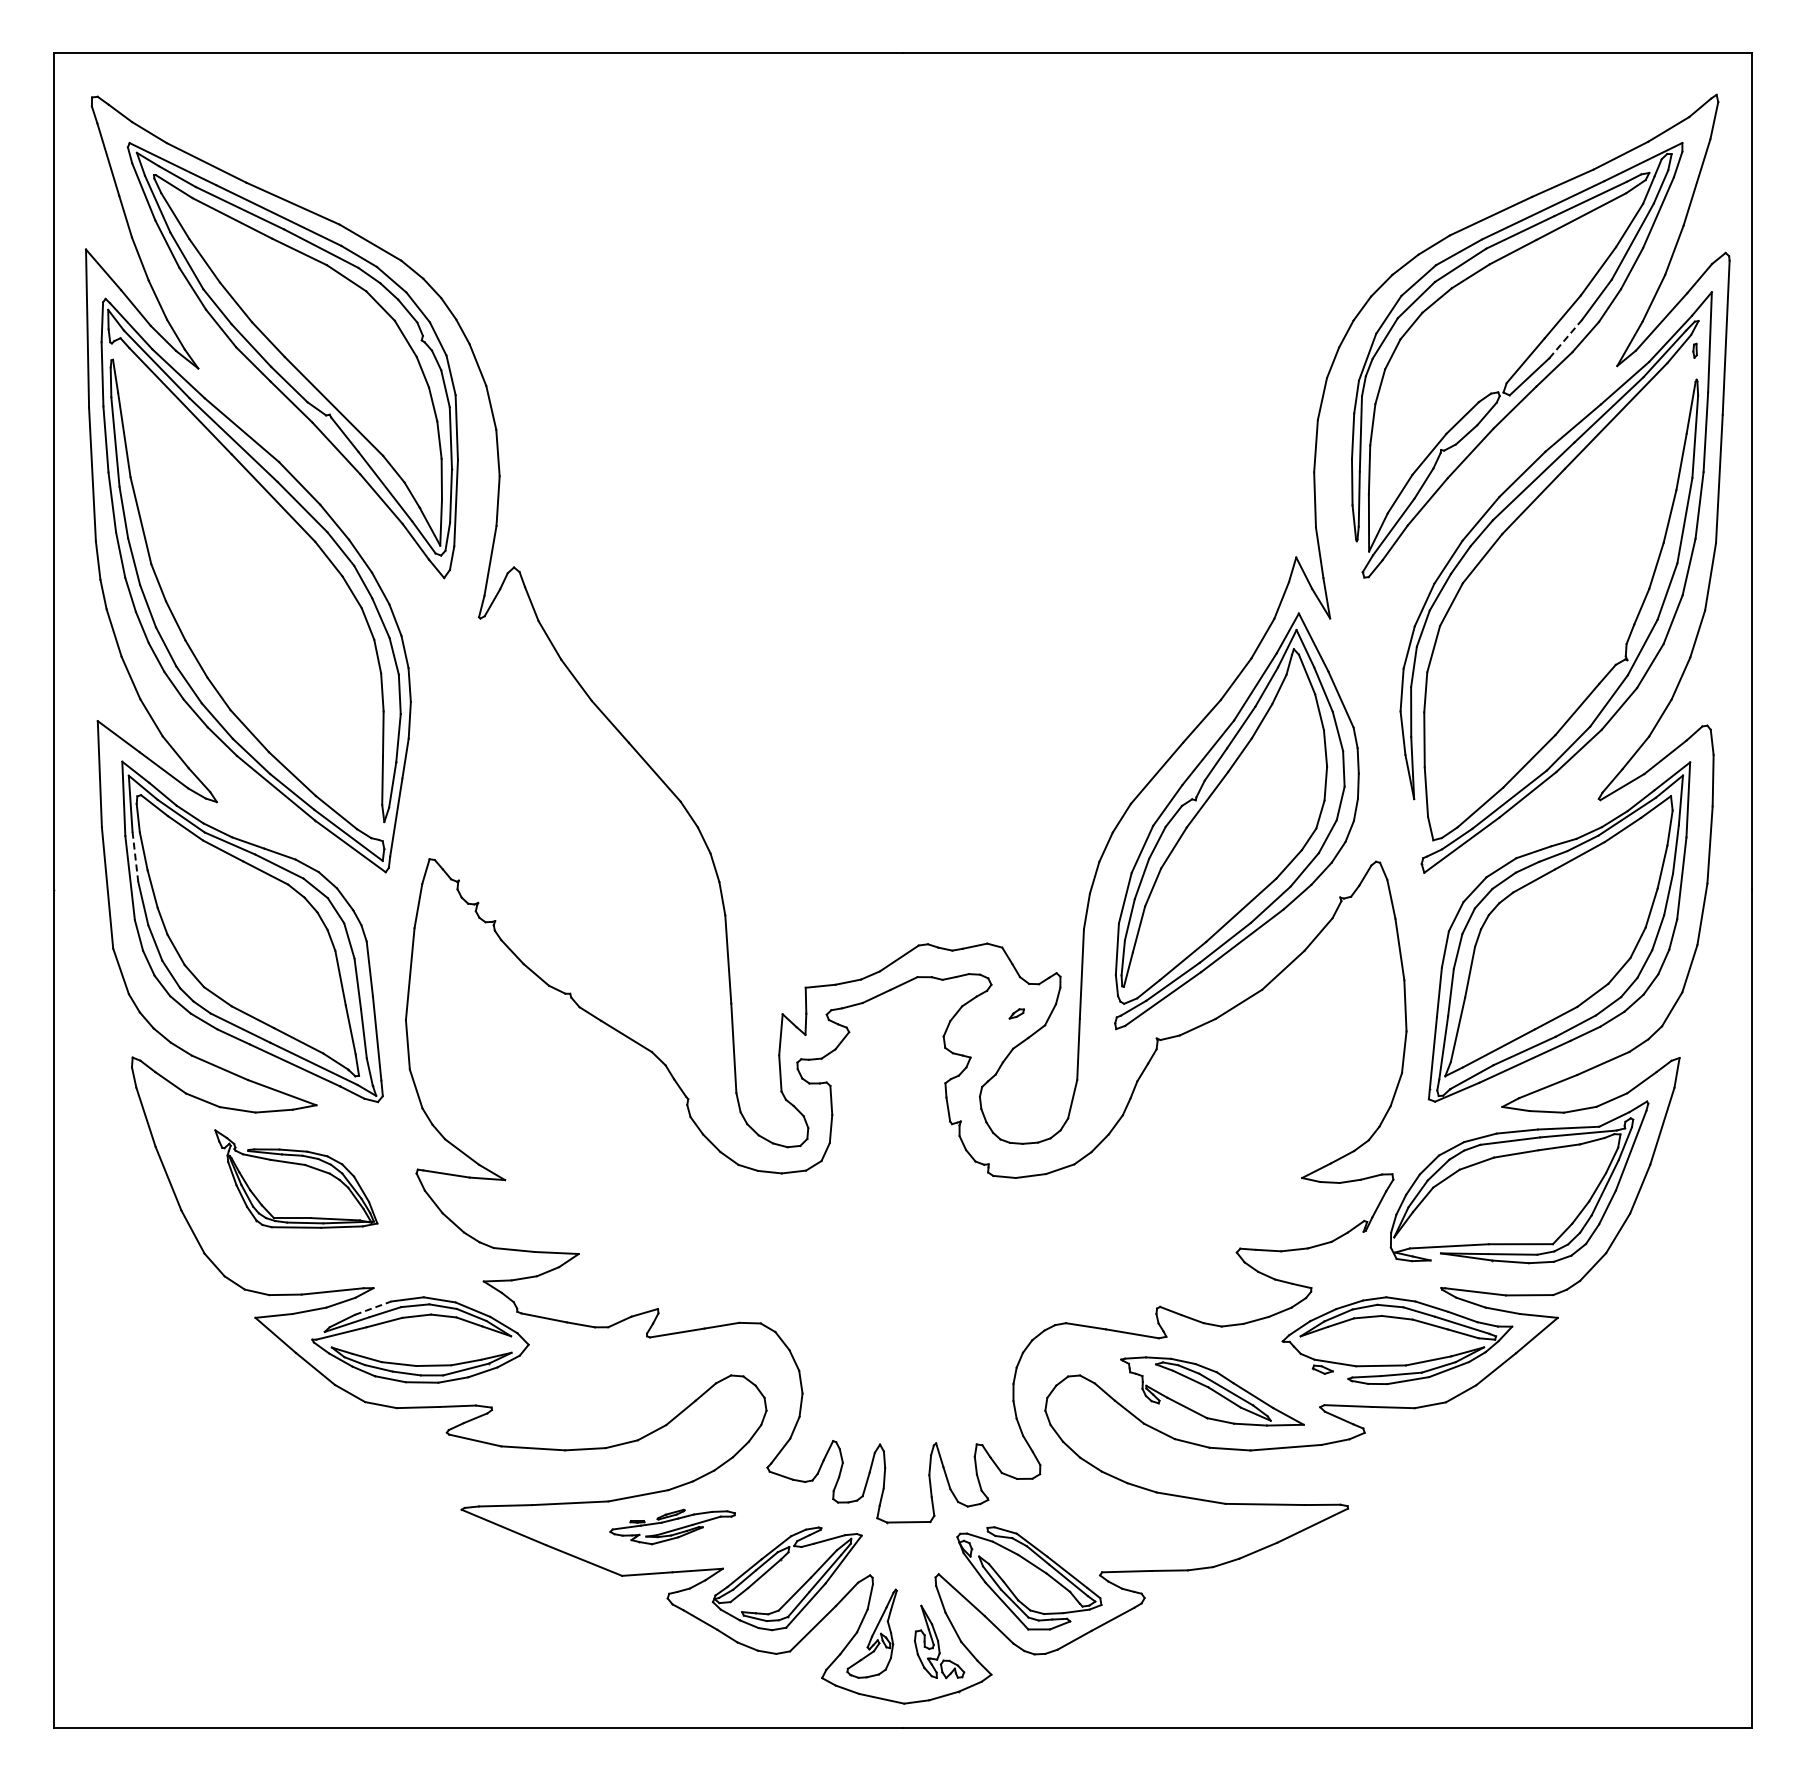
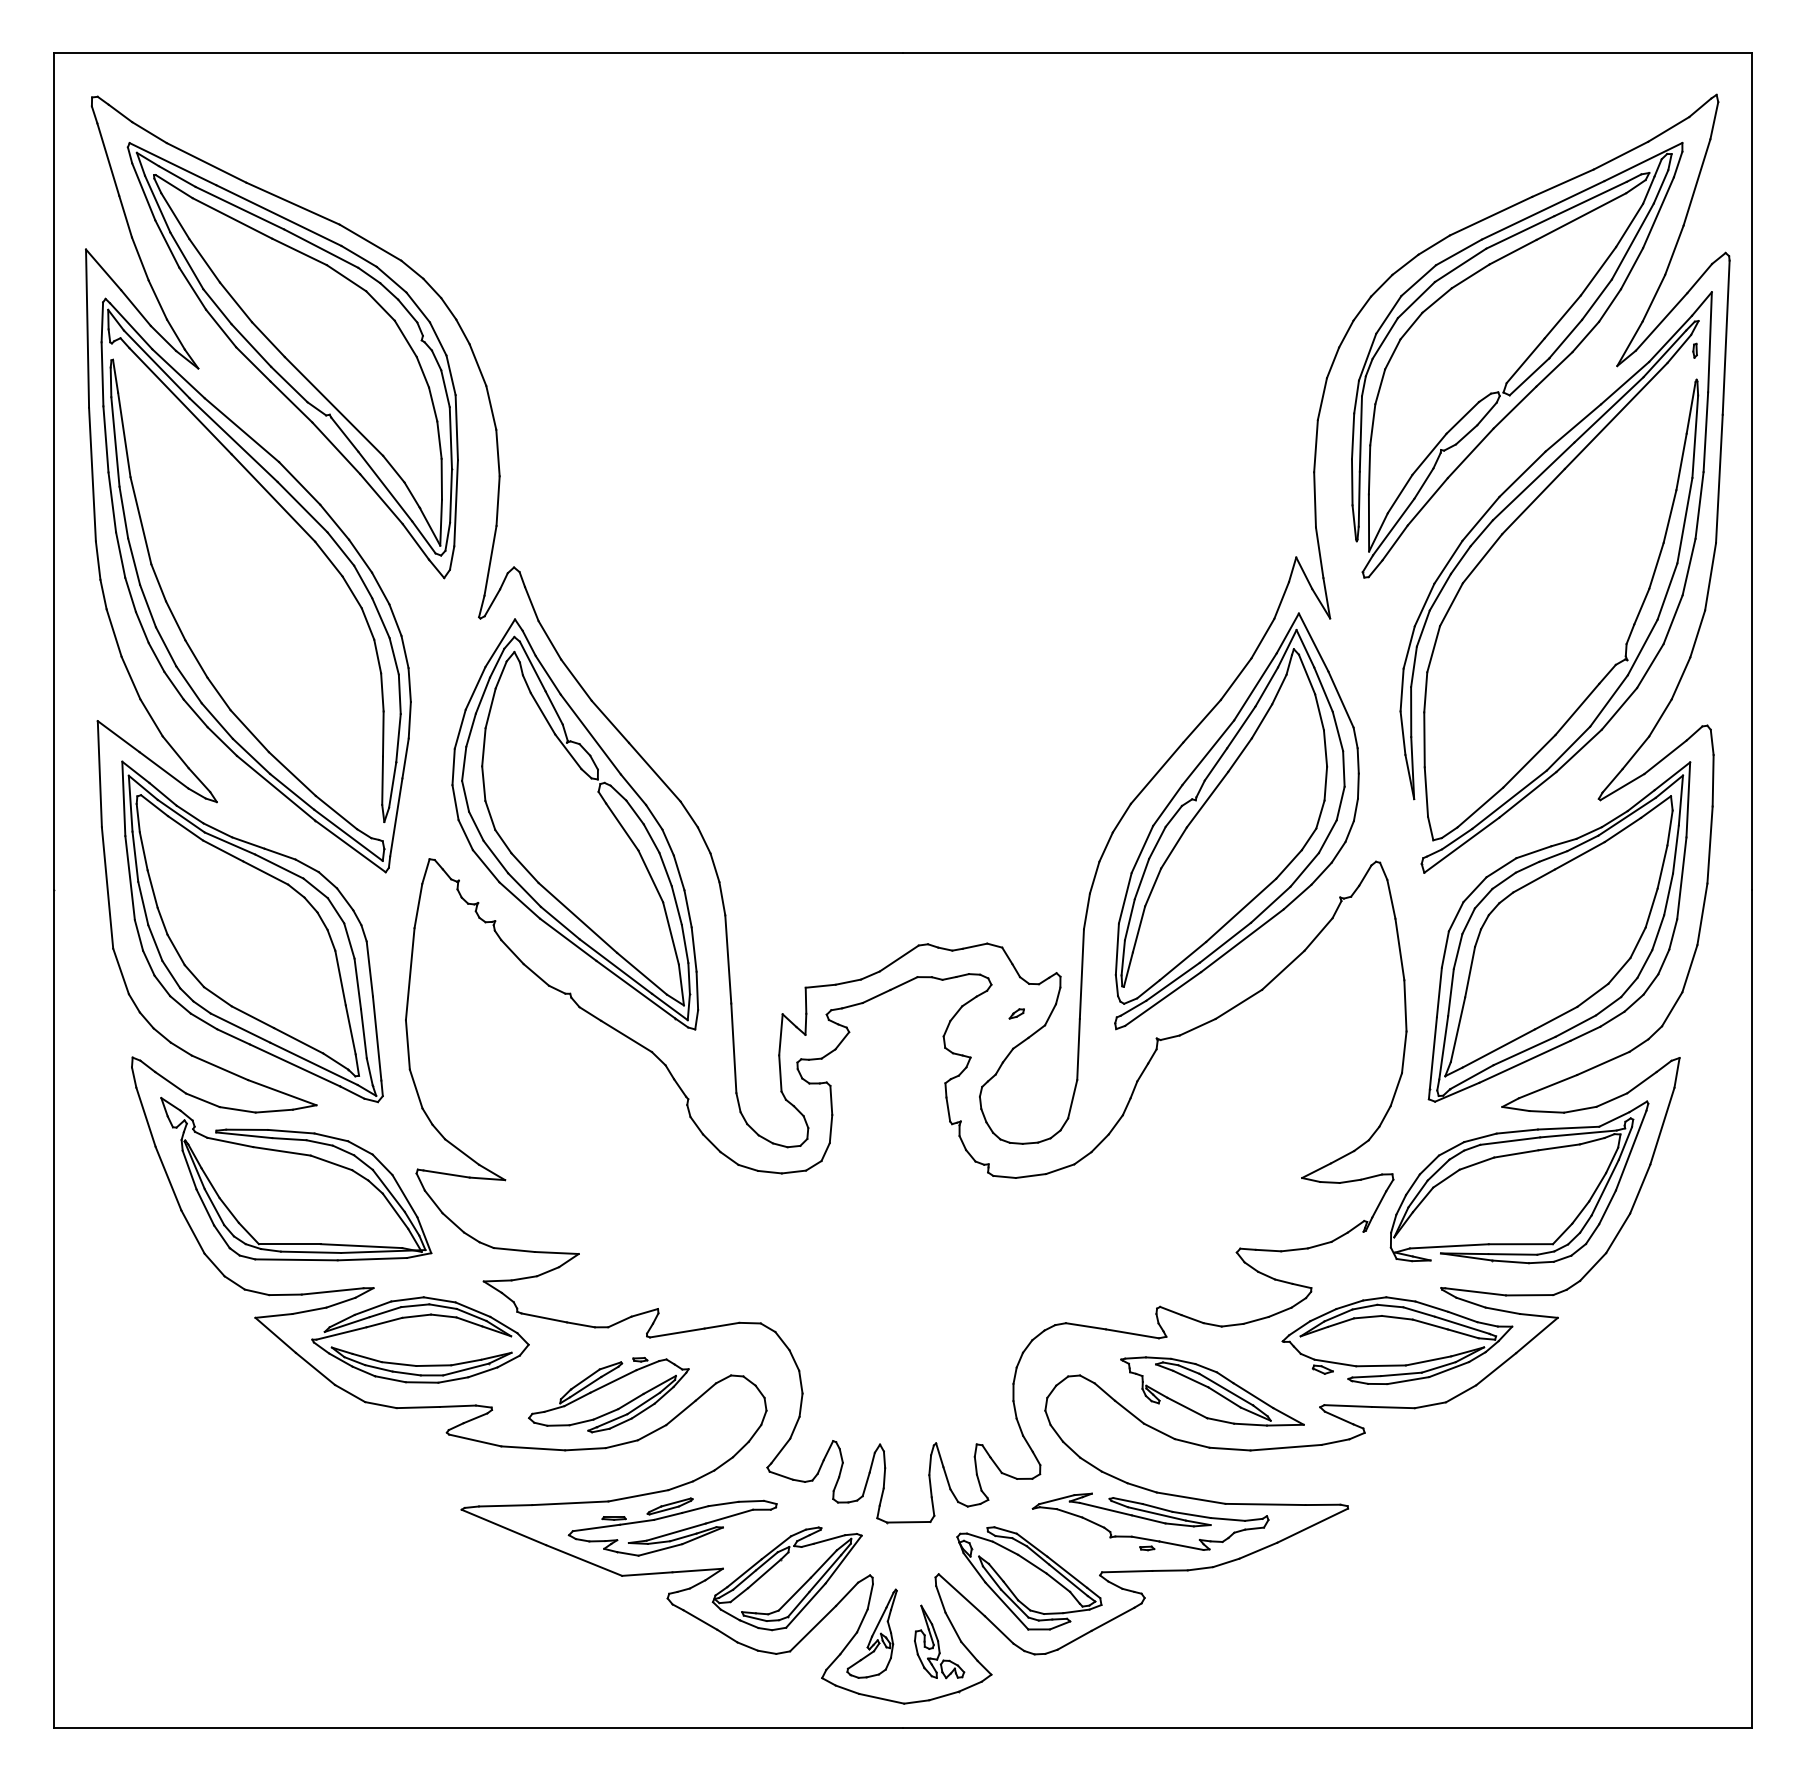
line: dashed -> solid (1566, 338)
part: none -> present (575, 824)
line: dashed -> solid (135, 857)
part size: 165x100 px -> 273x166 px (296, 1178)
line: dashed -> solid (373, 1308)
part: none -> present (608, 1395)
part: none -> present (1150, 1521)
part size: 127x38 px -> 211x60 px (672, 1526)
